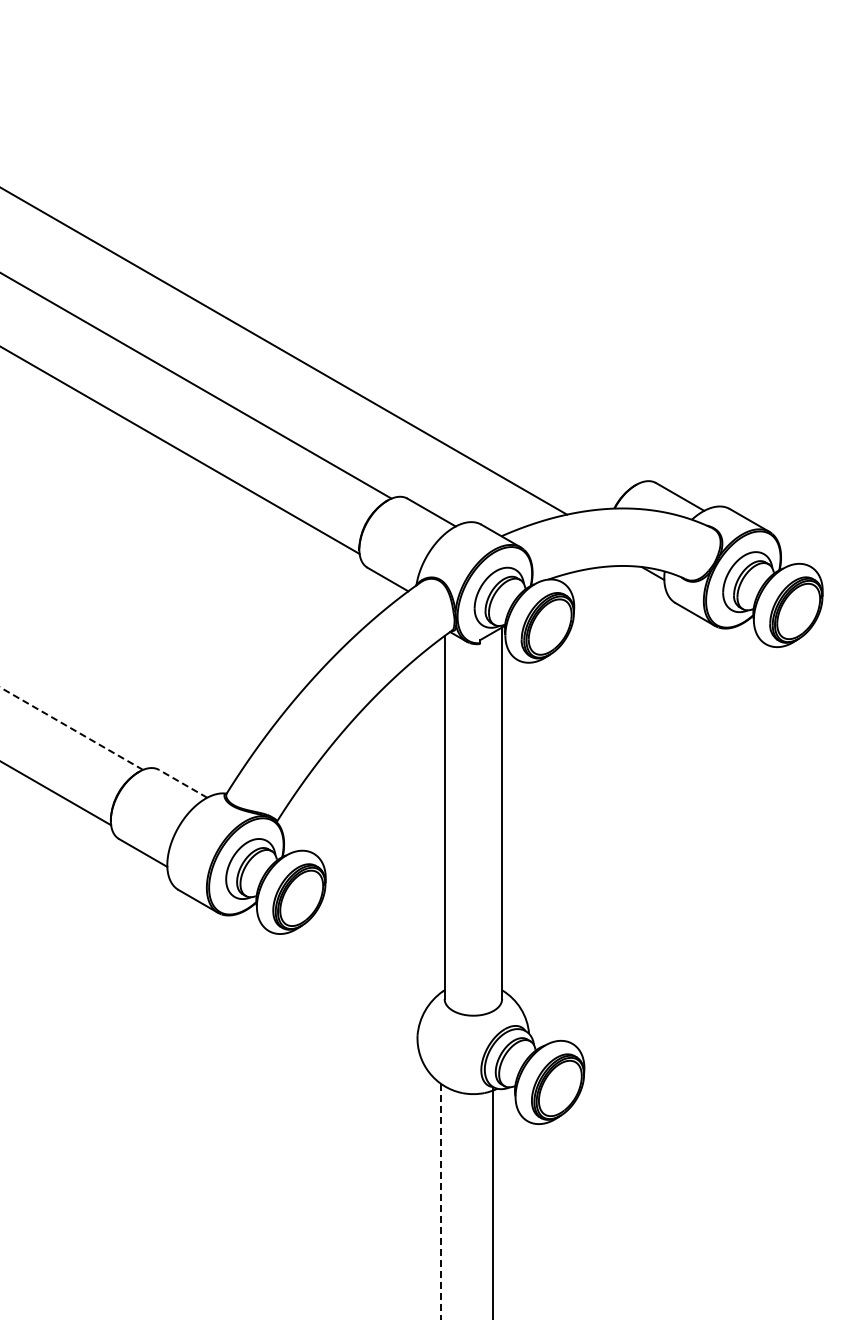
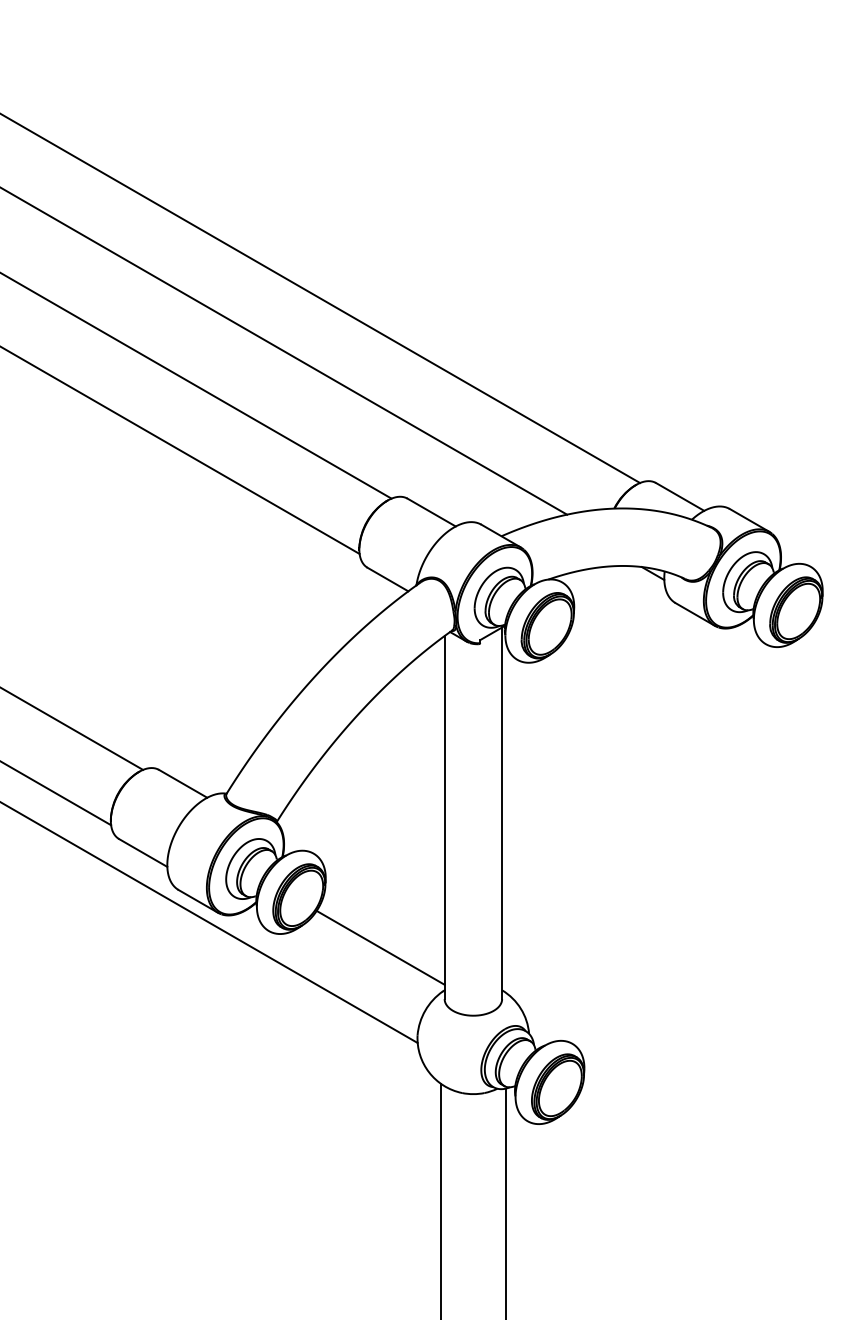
line: none -> present (321, 298)
line: dashed -> solid (71, 728)
line: dashed -> solid (183, 783)
line: none -> present (209, 923)
line: none -> present (380, 947)
line: dashed -> solid (440, 1201)
line position: (493, 1202) -> (506, 1202) (506, 1202)
